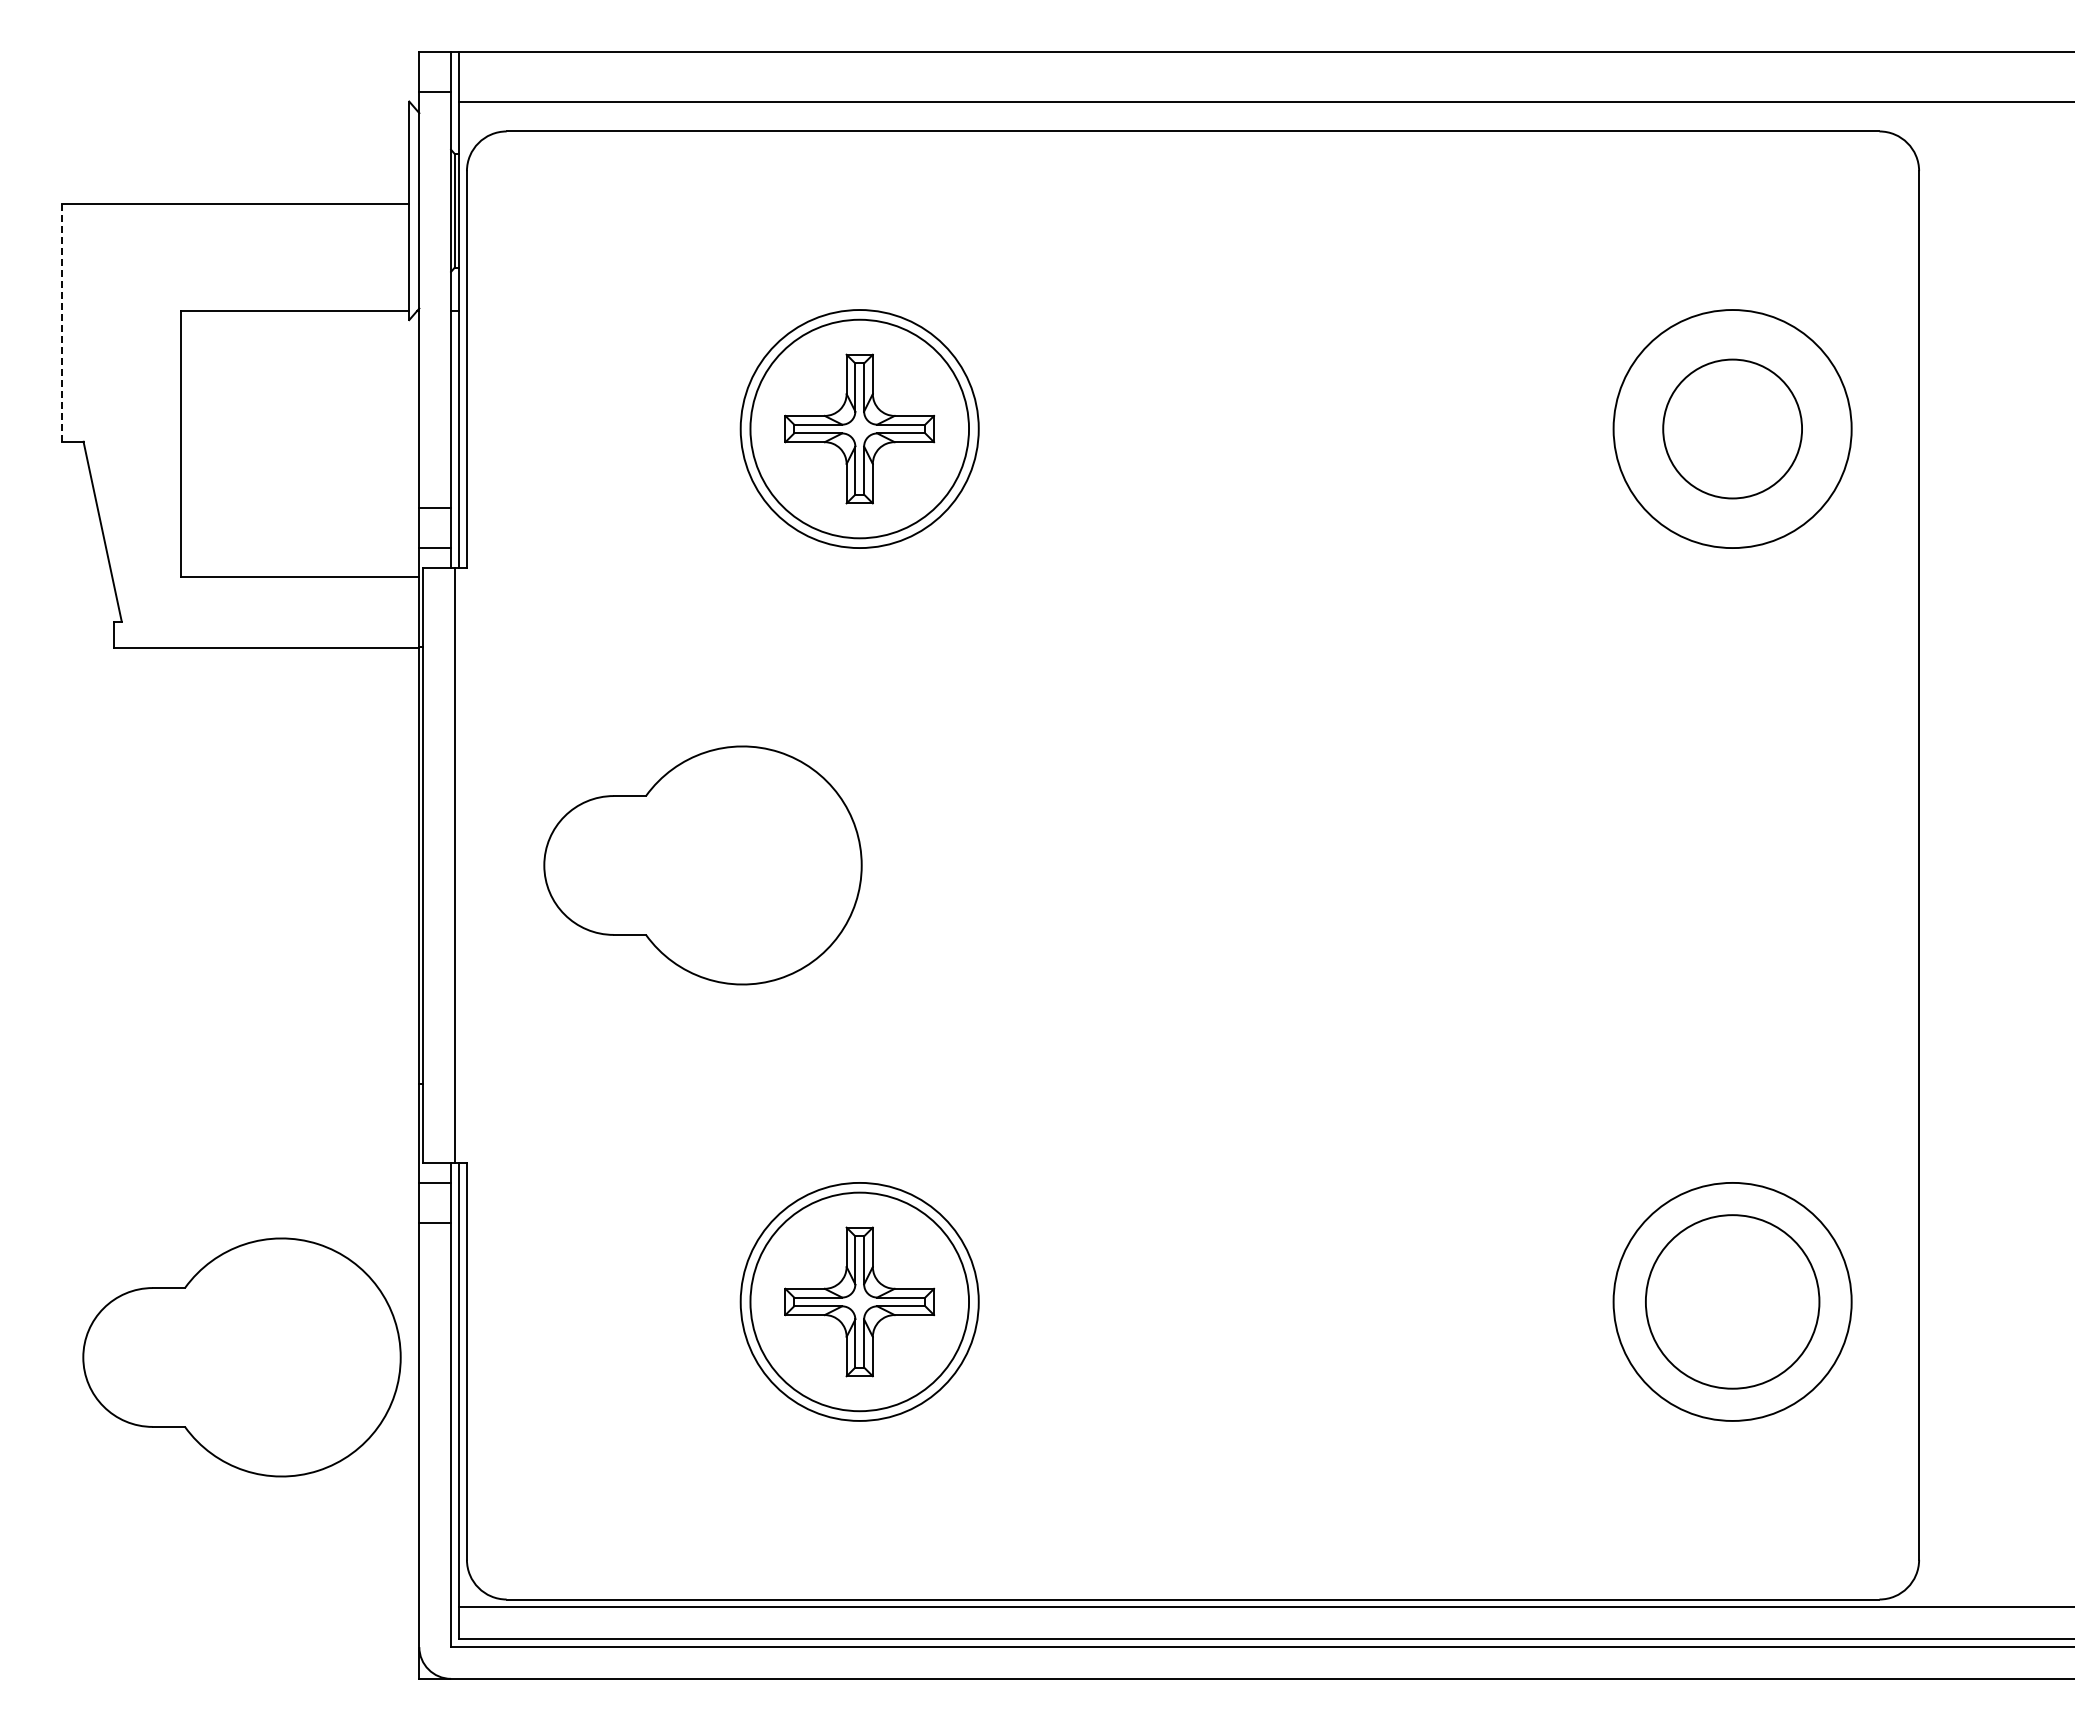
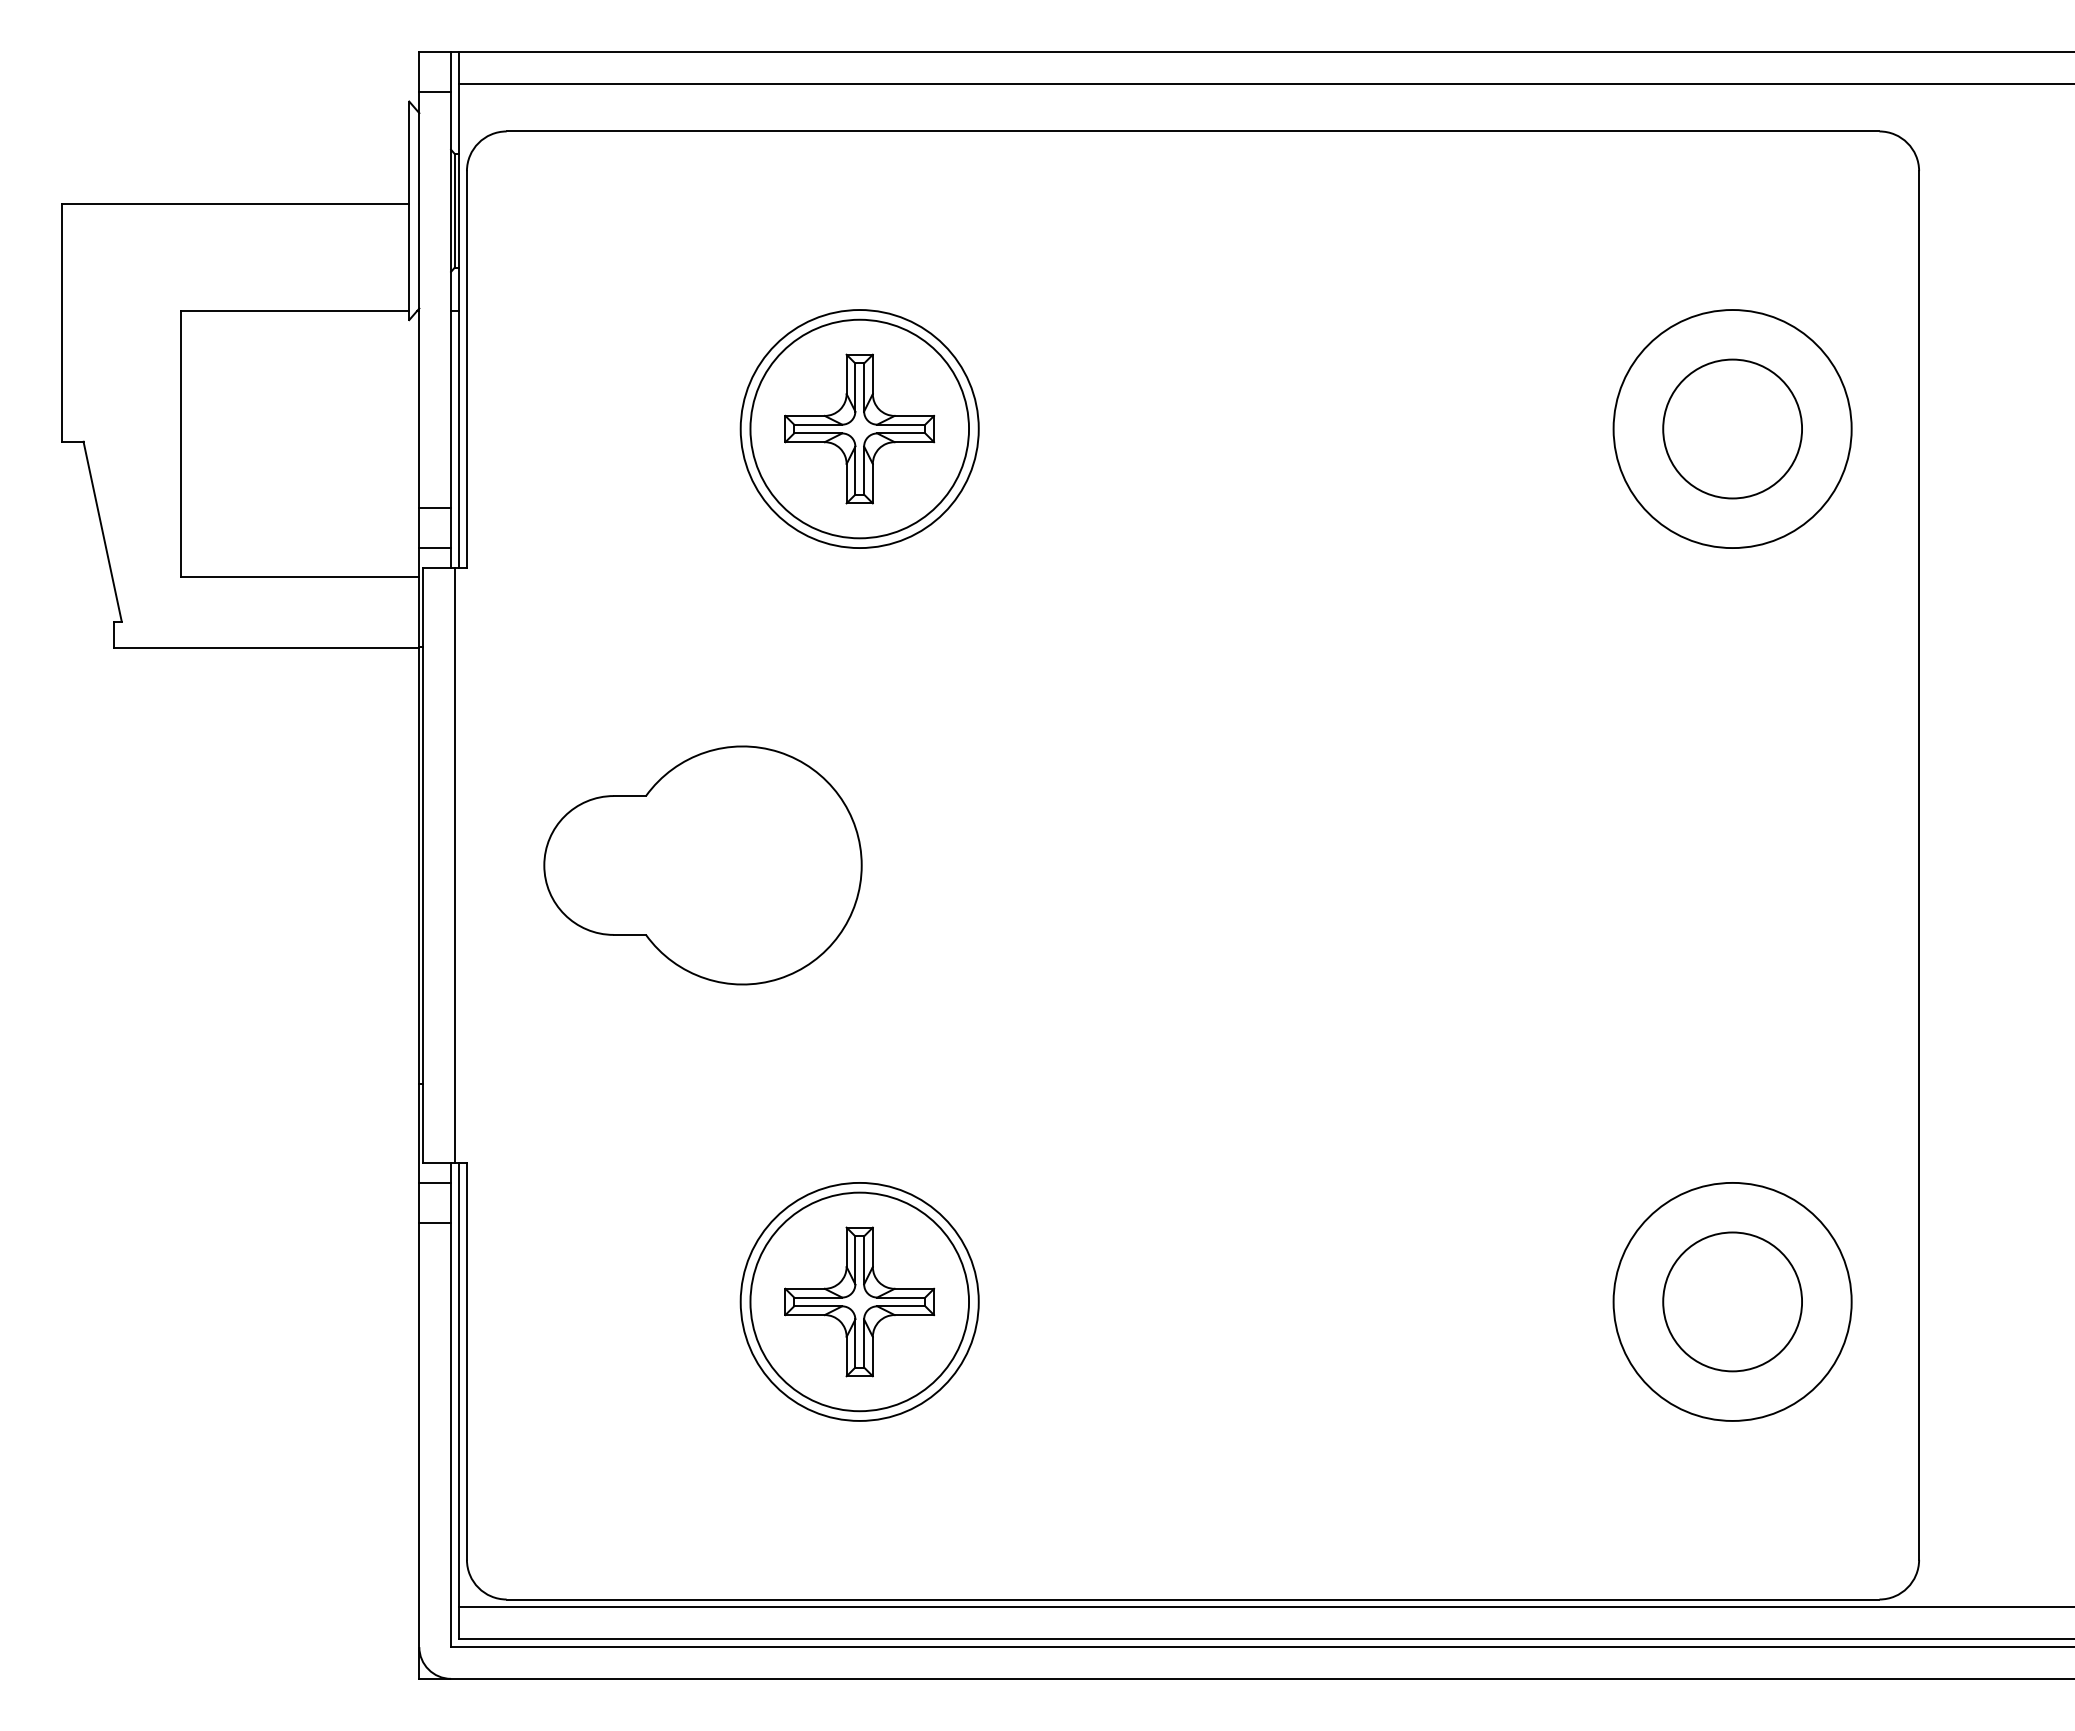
line position: (1265, 101) -> (1265, 83) (1265, 83)
line: dashed -> solid (62, 323)
circle diameter: 174 px -> 139 px (1732, 1301)
part: present -> none (241, 1357)
